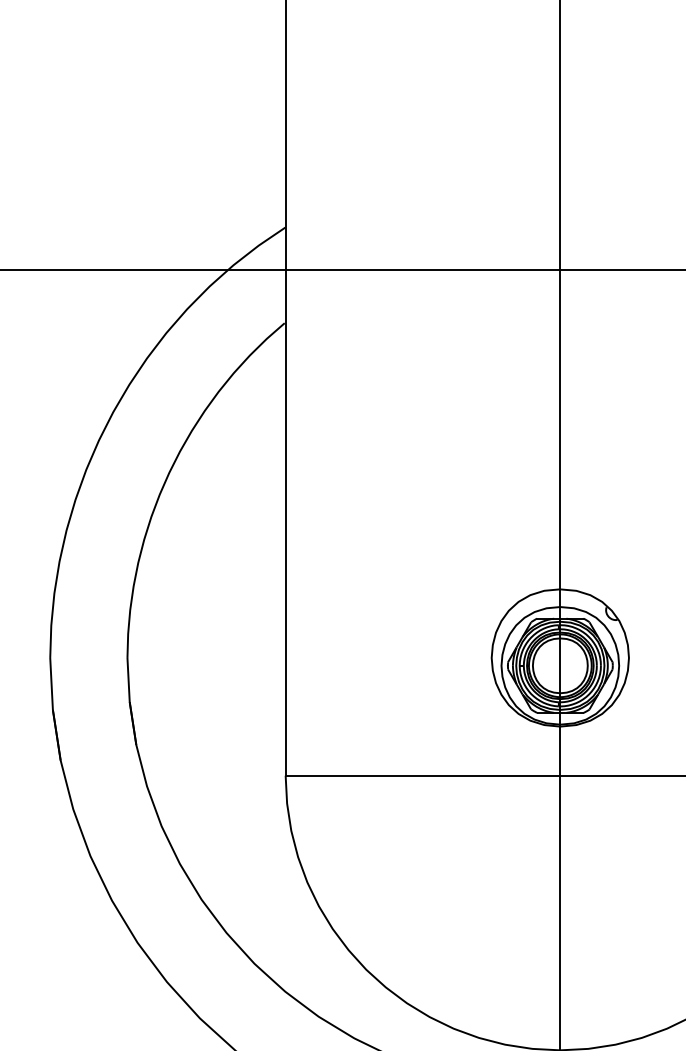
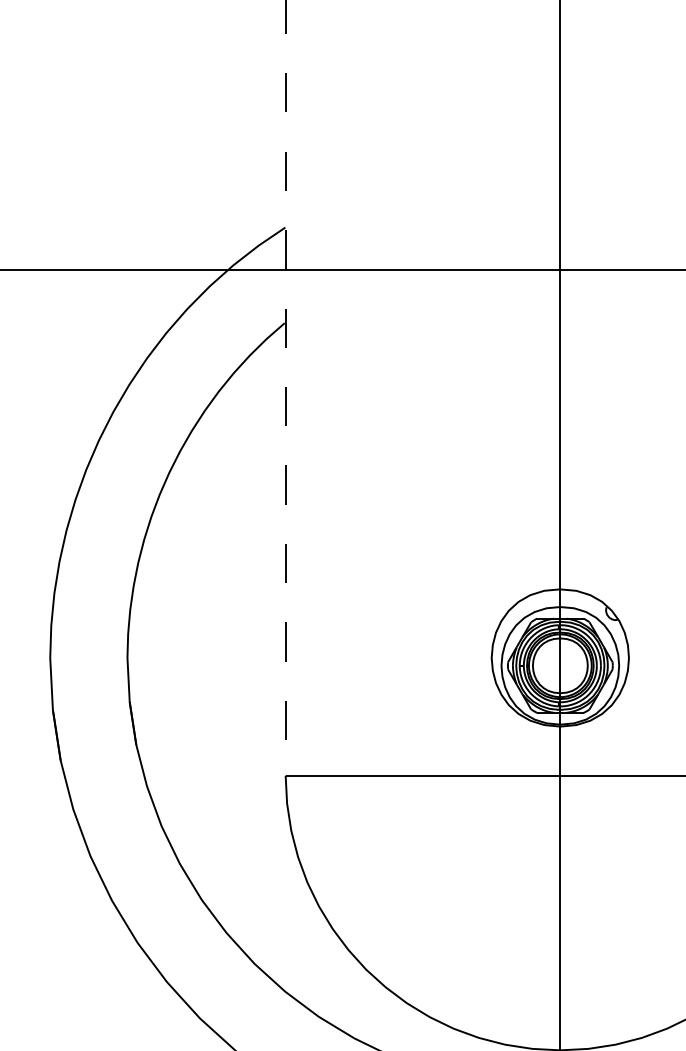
line: solid -> dashed (285, 388)
